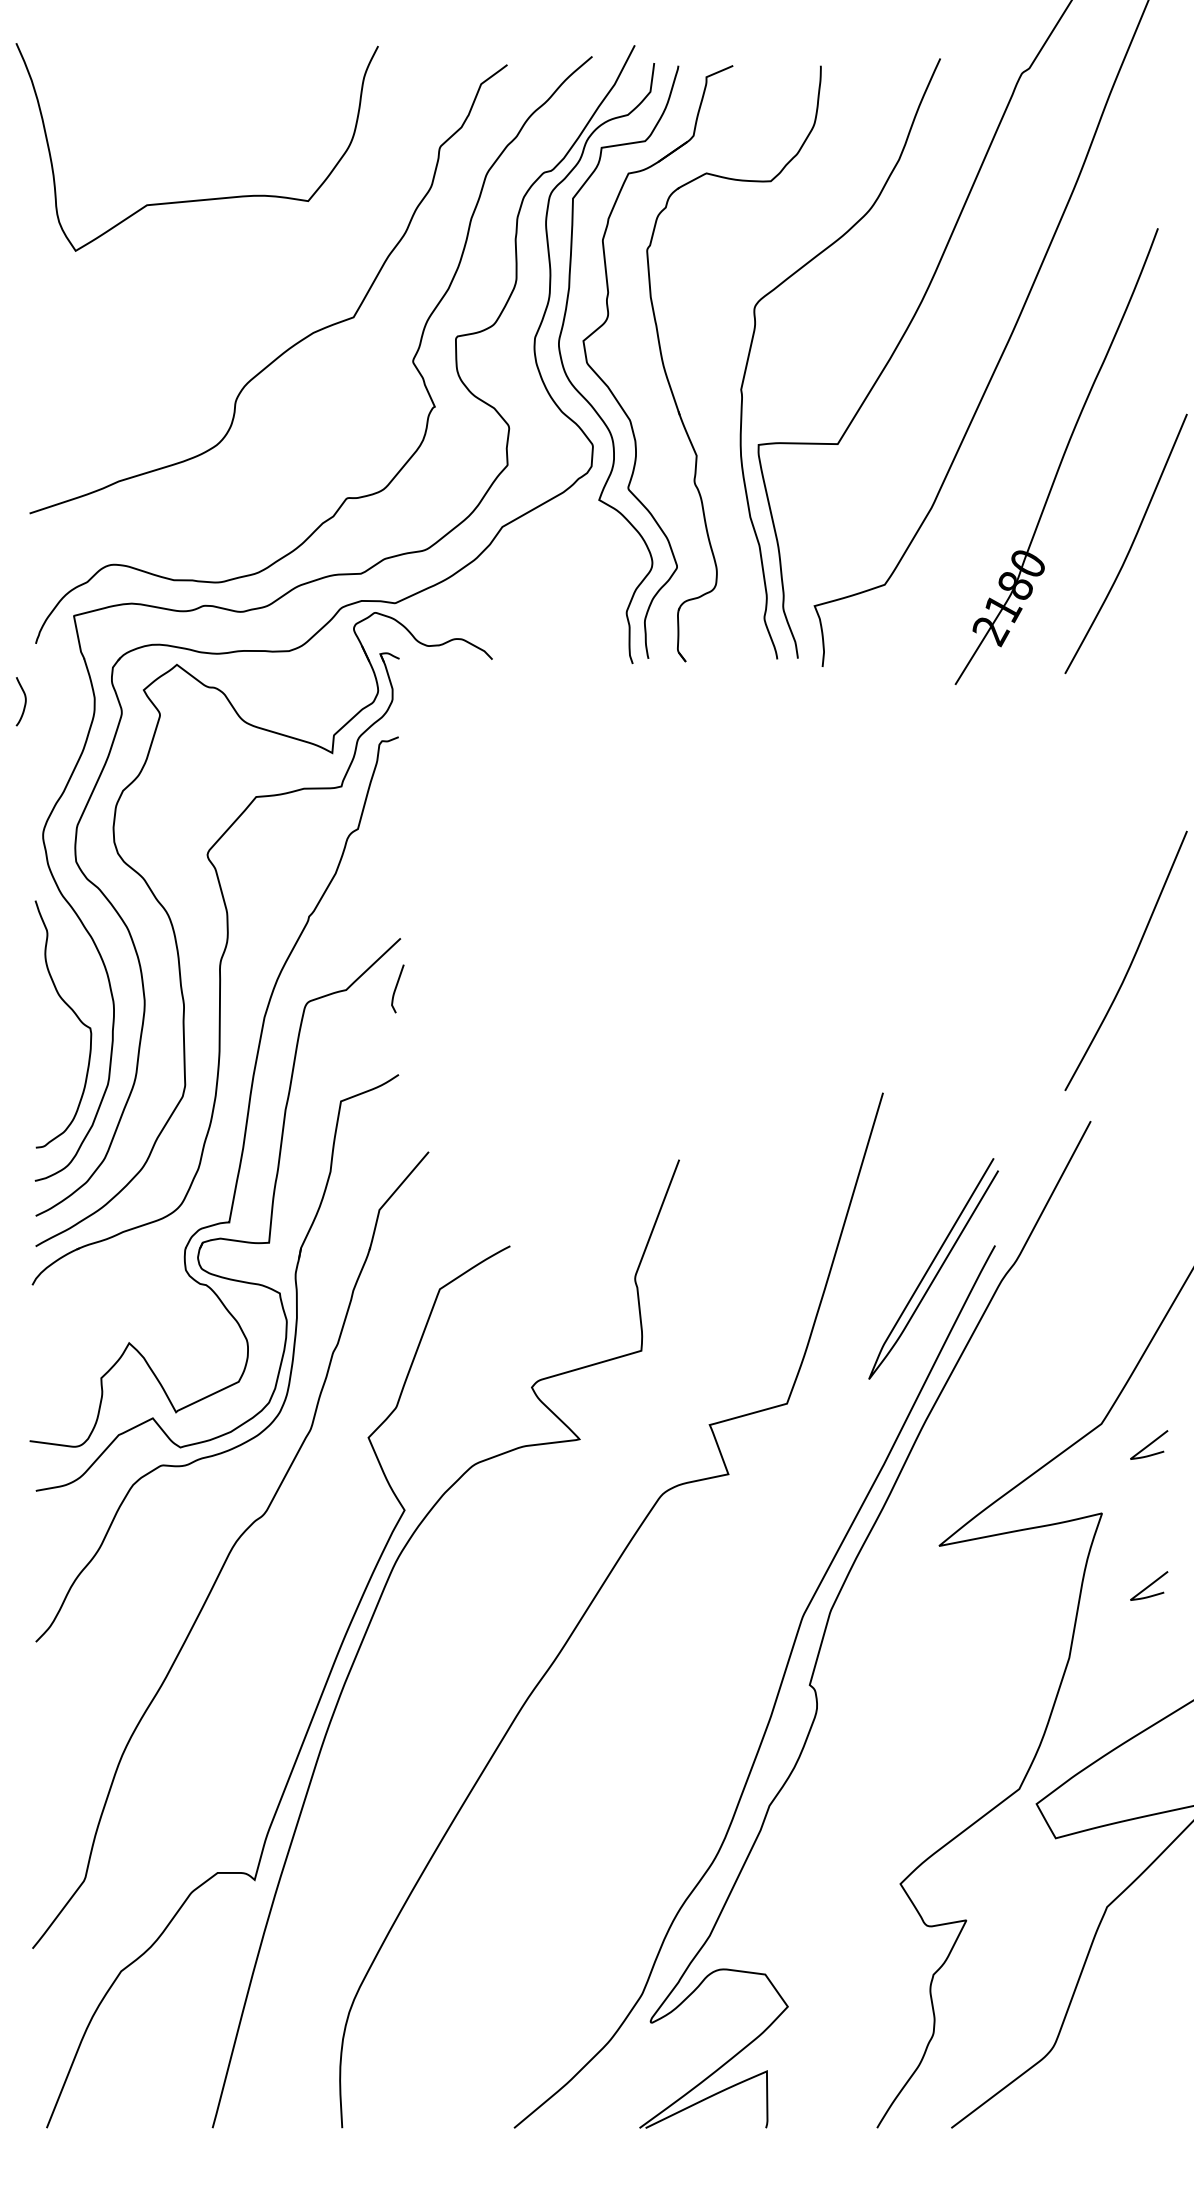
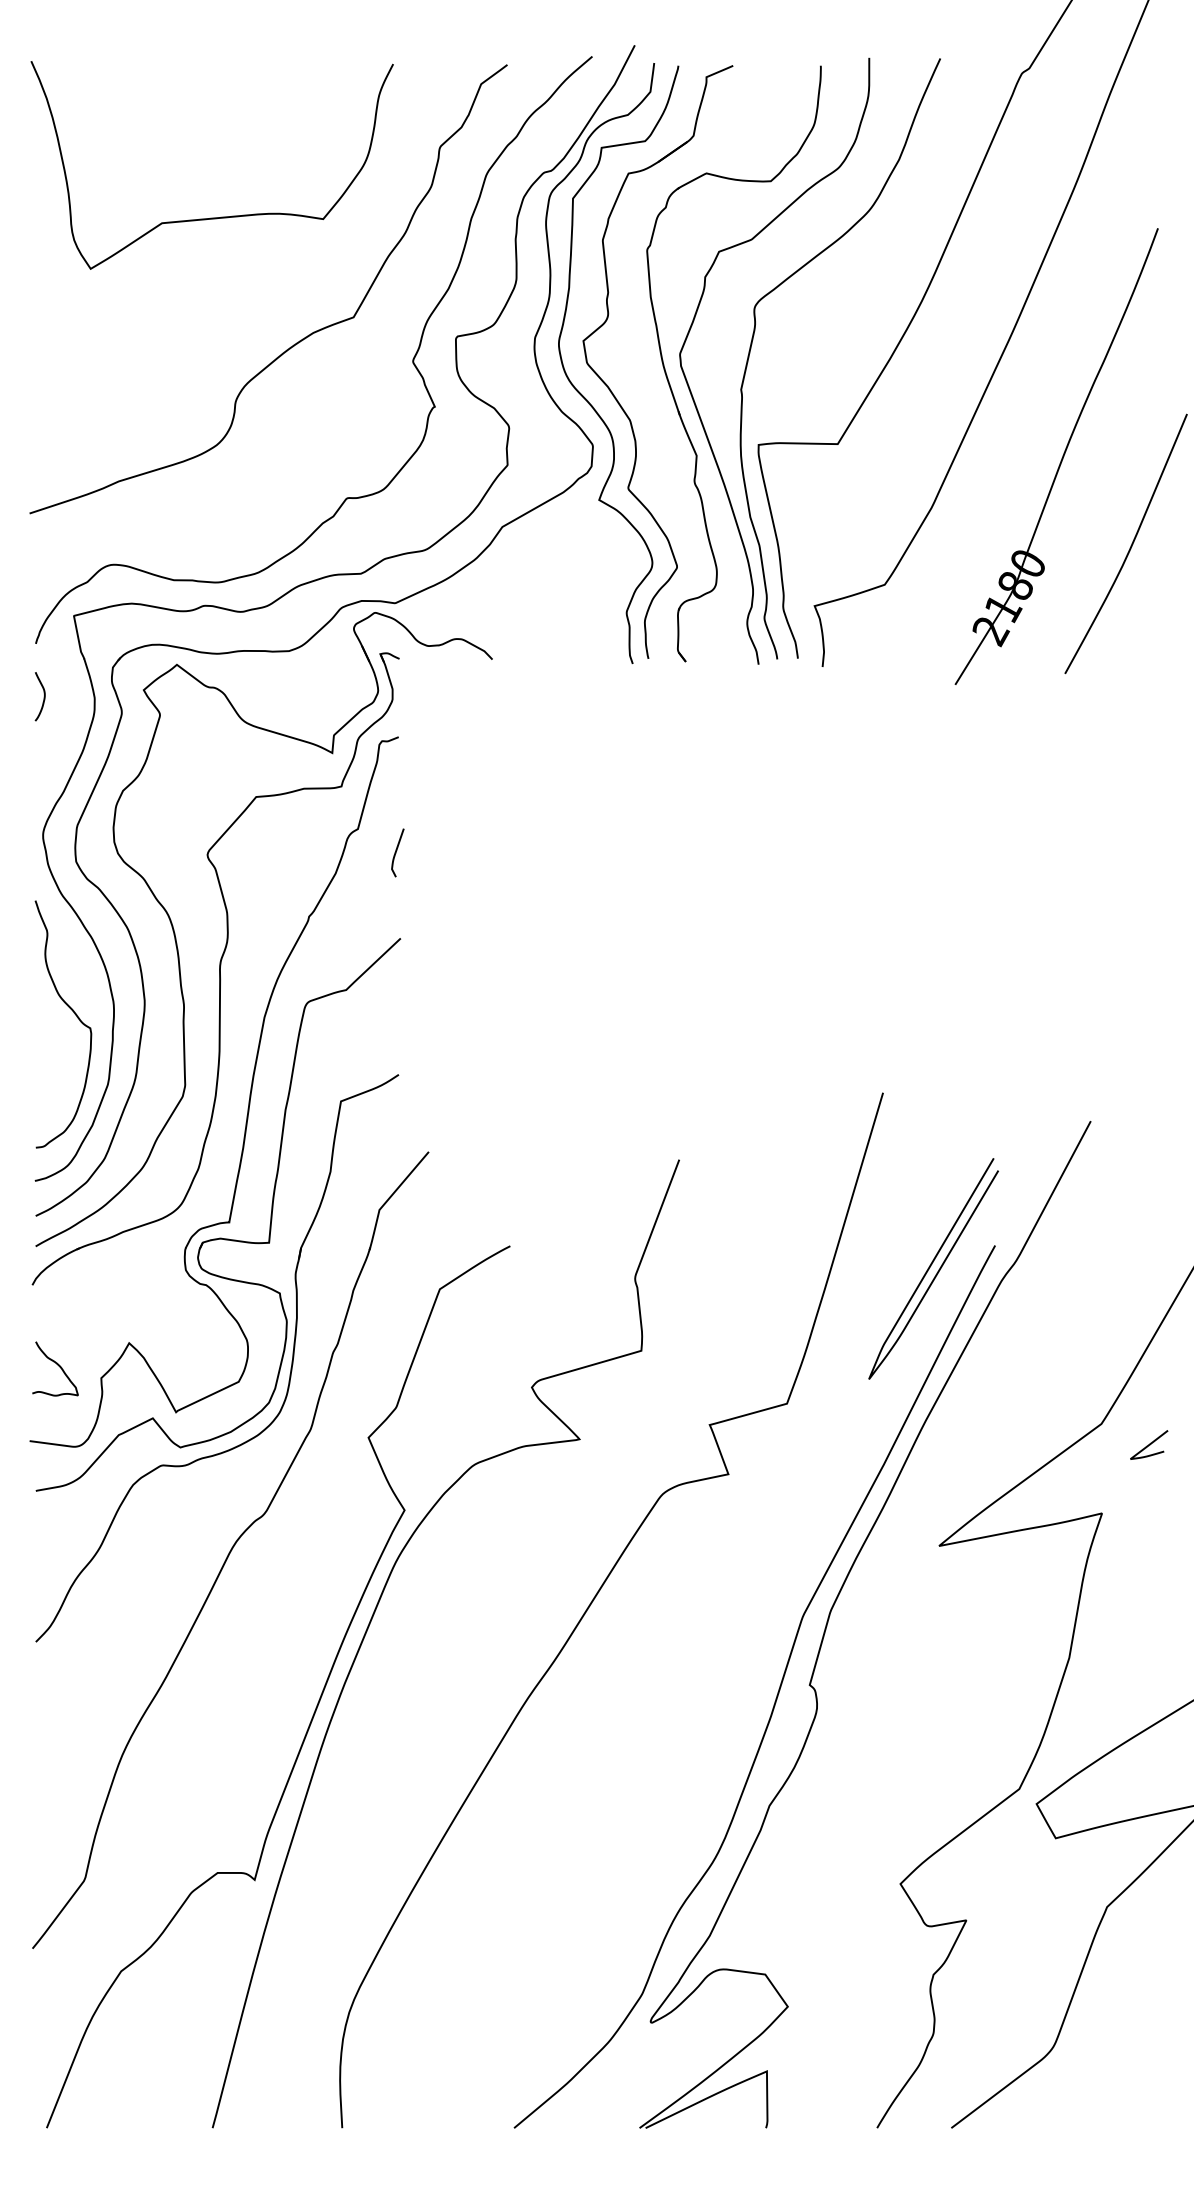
curve position: (206, 198) -> (221, 216) (221, 216)
curve: none -> present (692, 393)
curve position: (24, 701) -> (43, 696) (43, 696)
curve: present -> none (1130, 962)
curve position: (396, 988) -> (396, 852) (396, 852)
curve: none -> present (57, 1365)
curve: present -> none (1149, 1585)
